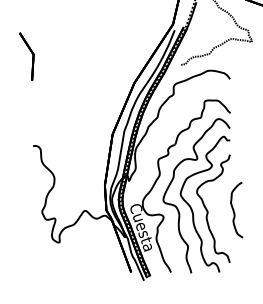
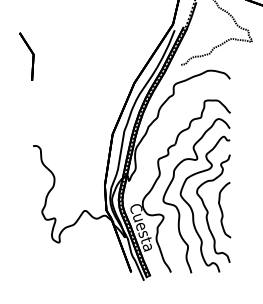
curve position: (234, 210) -> (222, 210) (222, 210)
